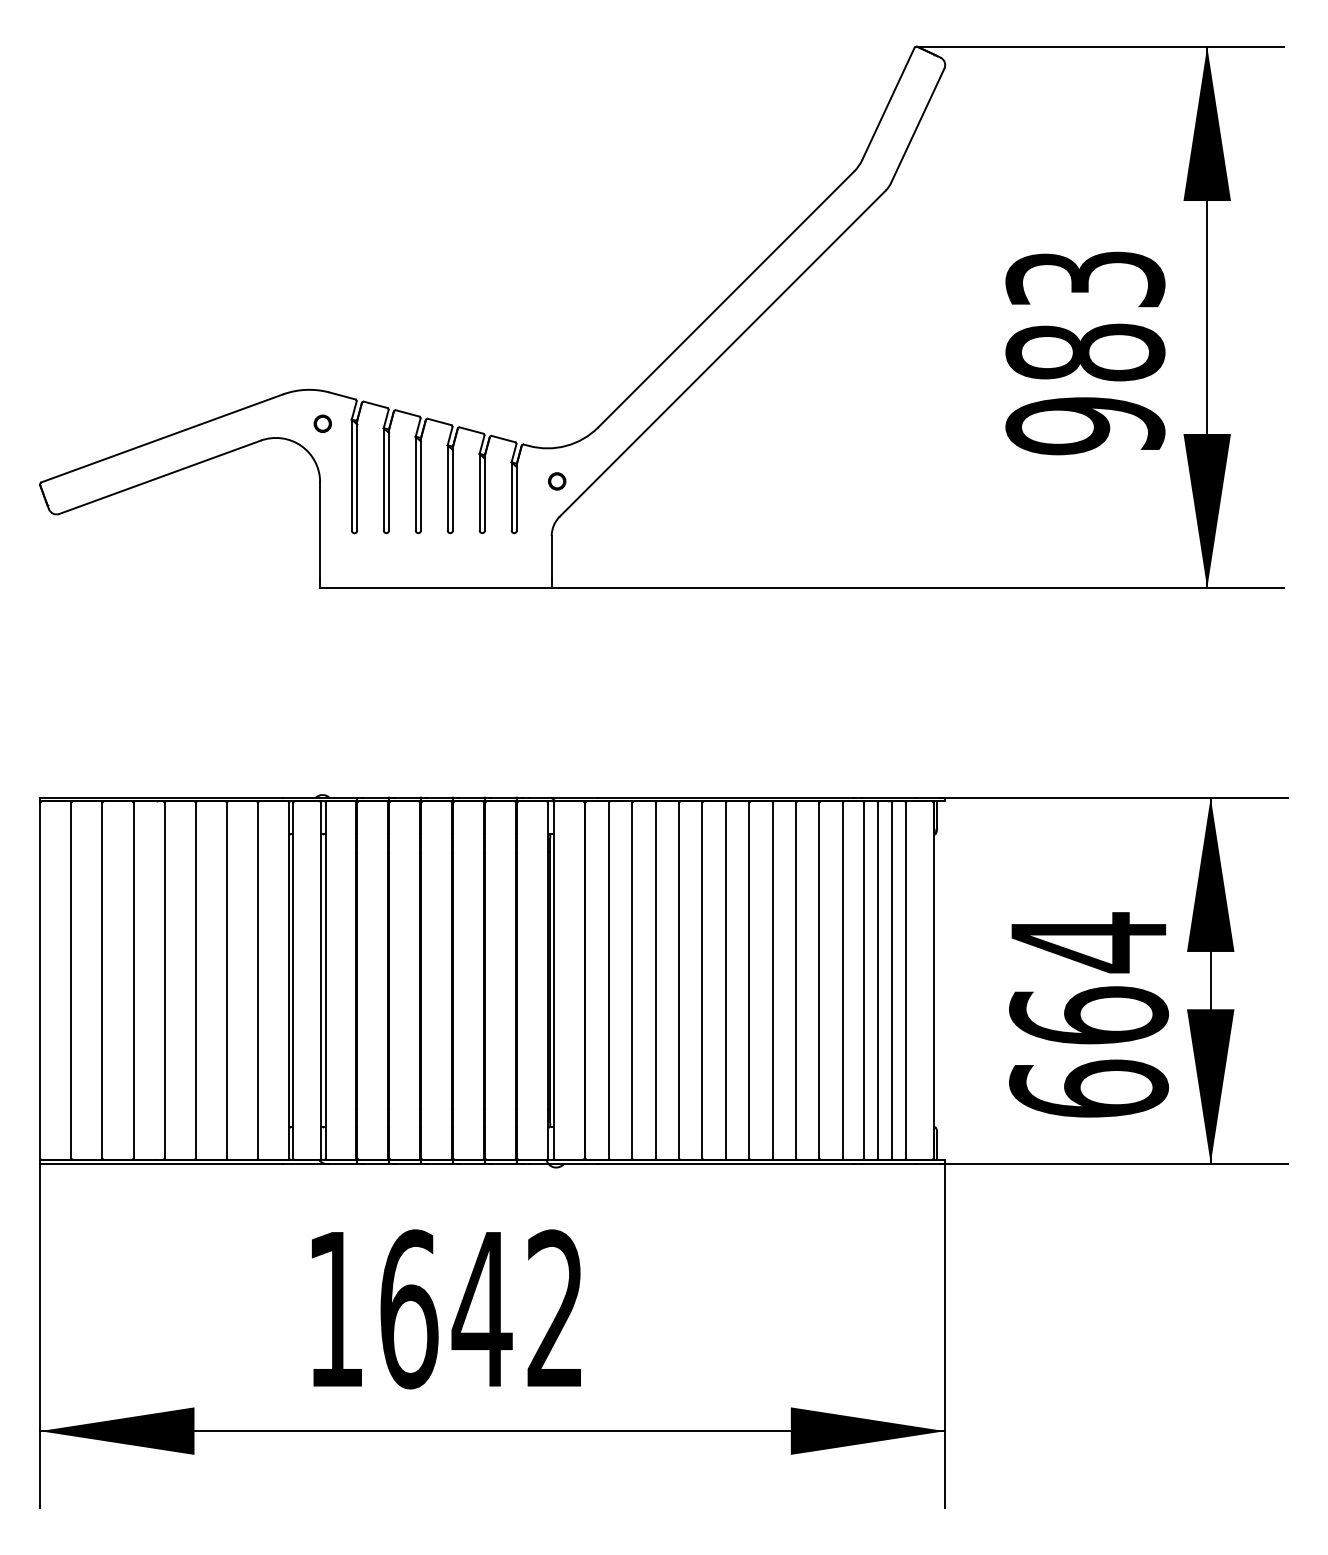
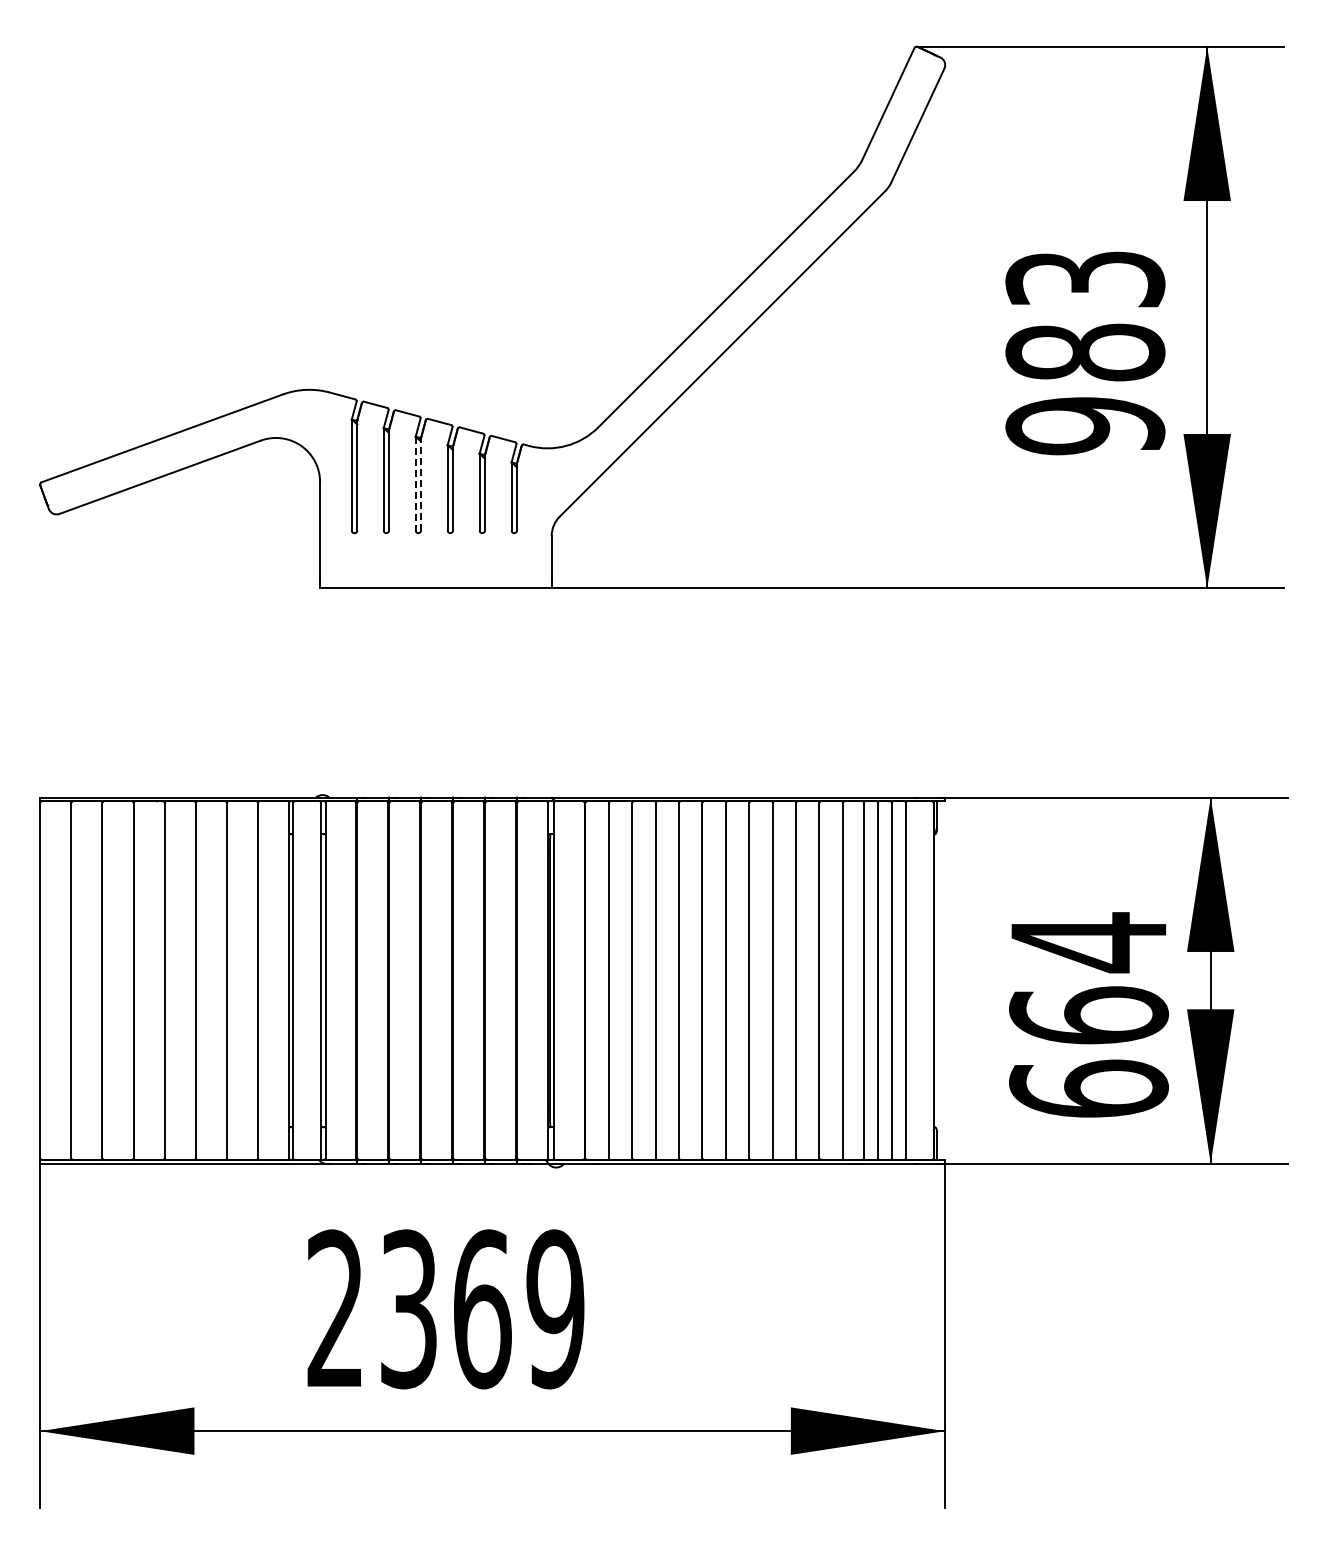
part: present -> none (322, 423)
circle: present -> none (557, 481)
line: solid -> dashed (415, 483)
line: solid -> dashed (421, 483)
text: 1642 -> 2369 (445, 1309)
